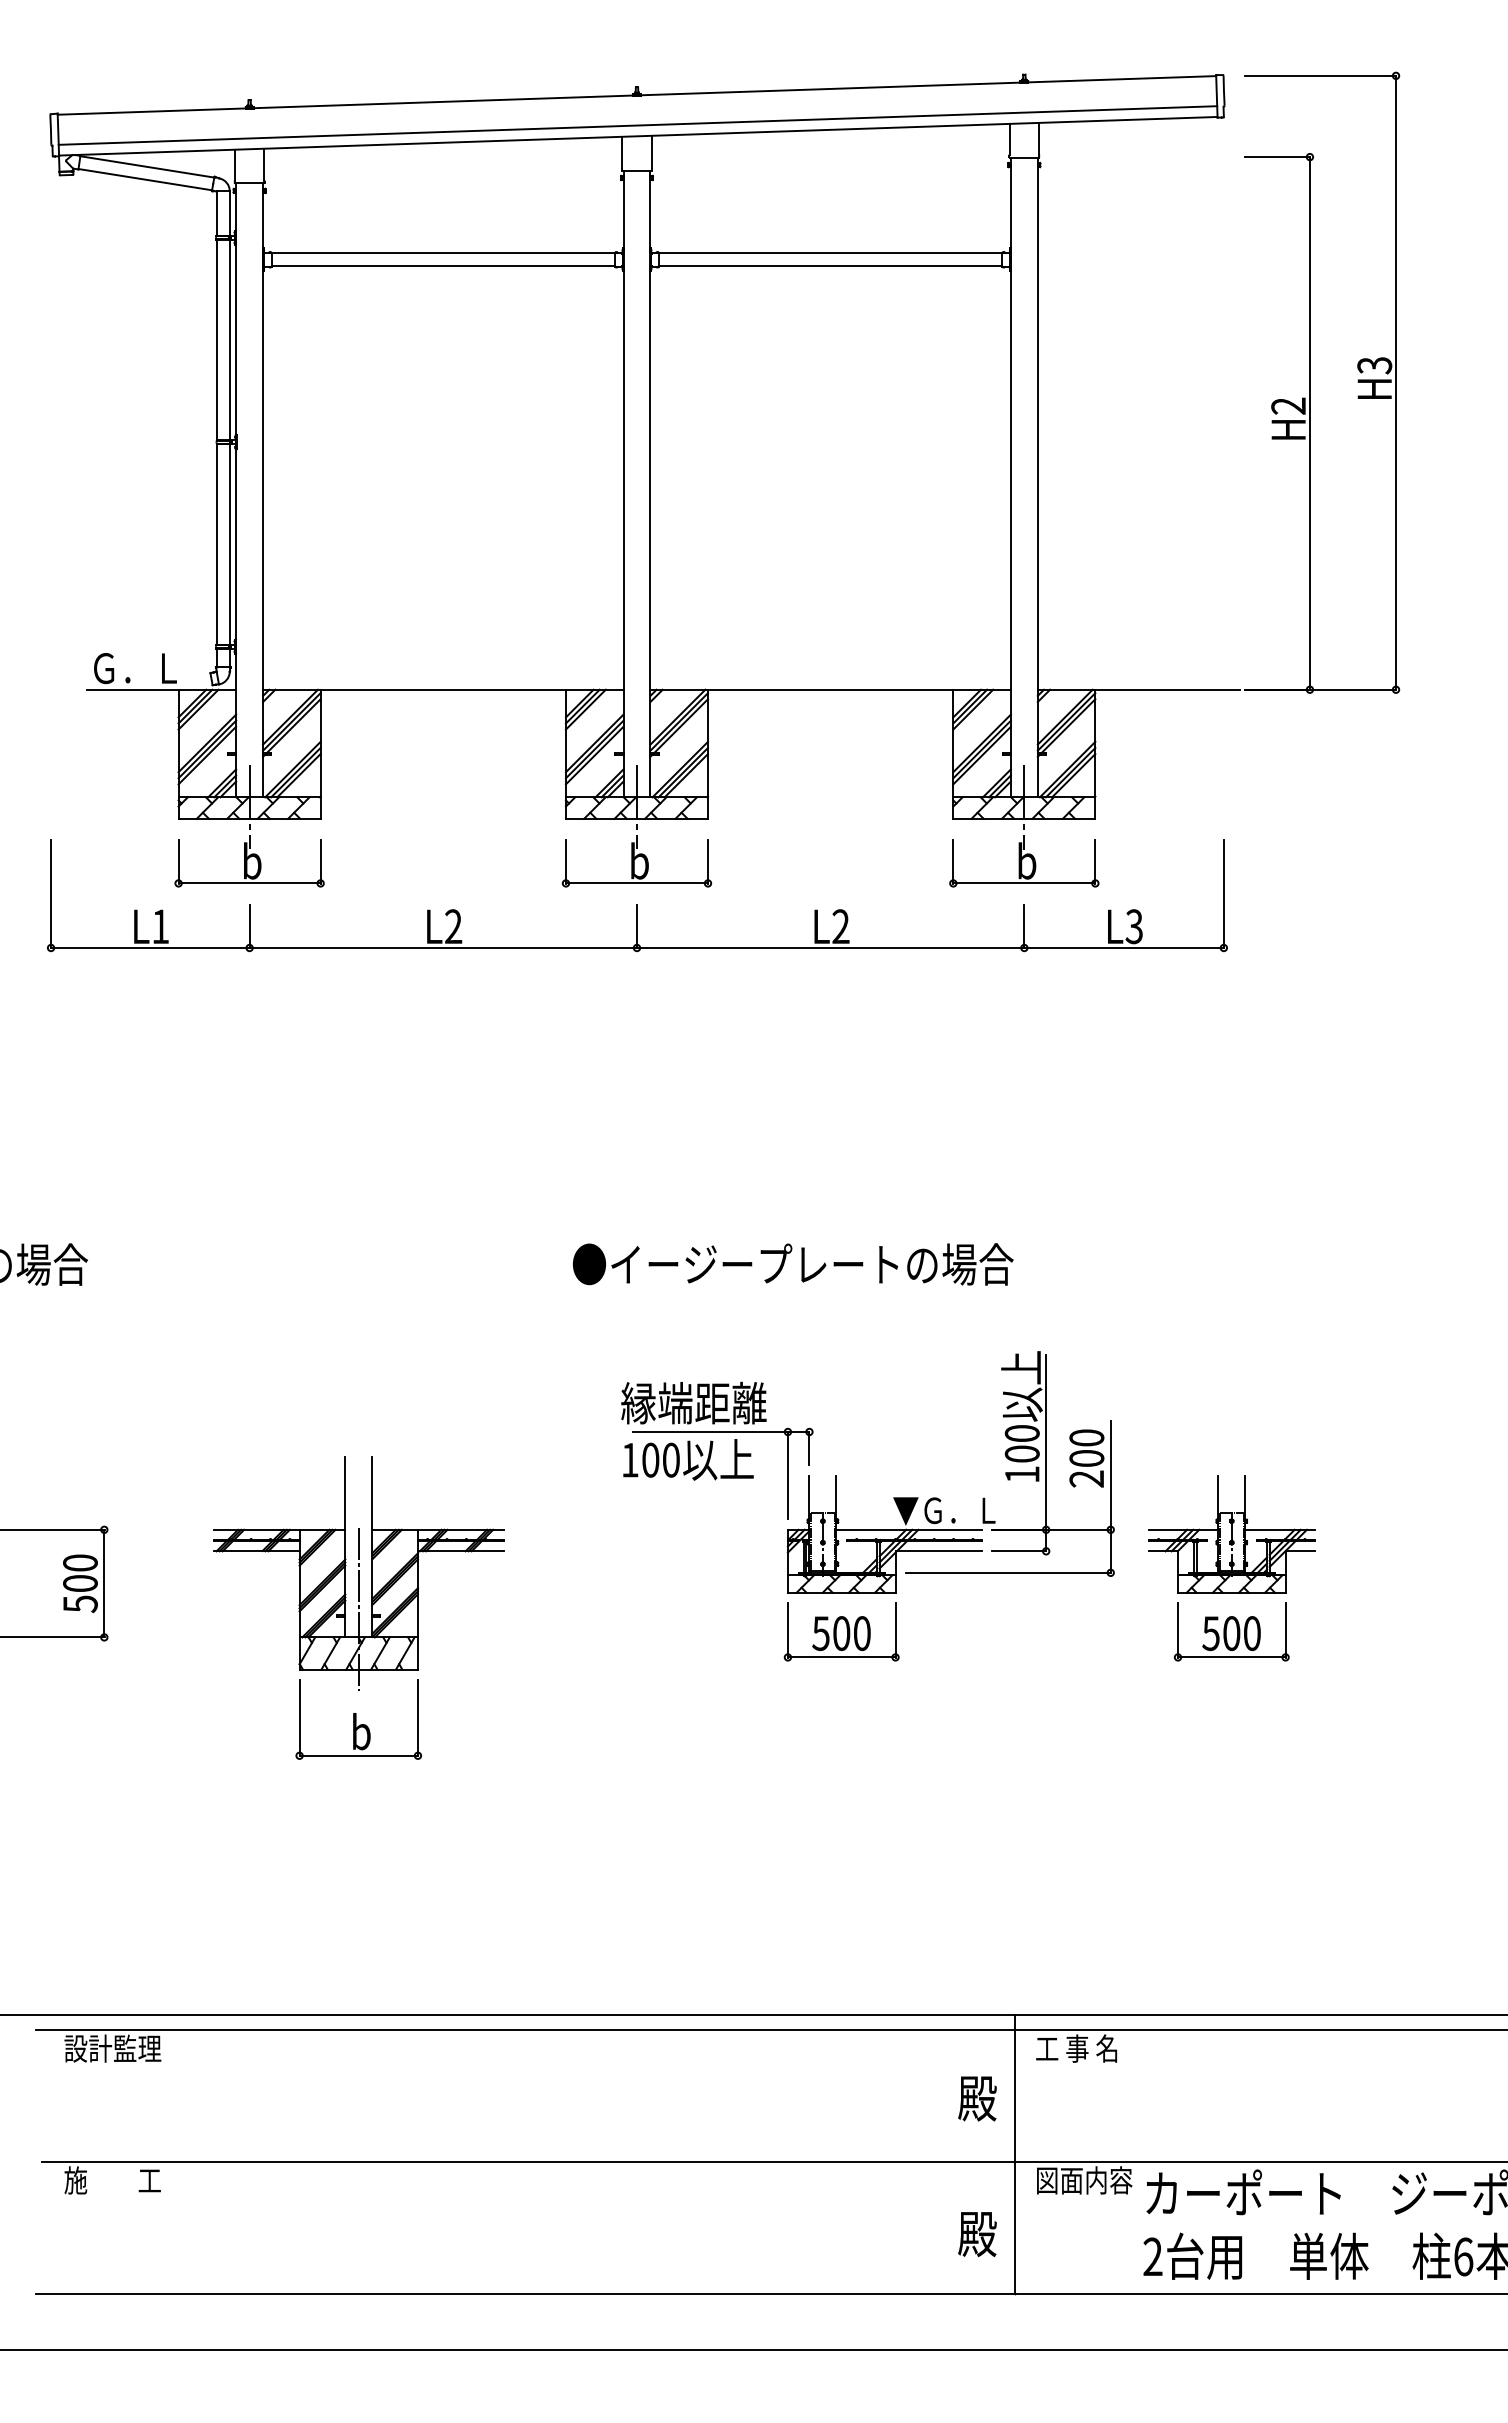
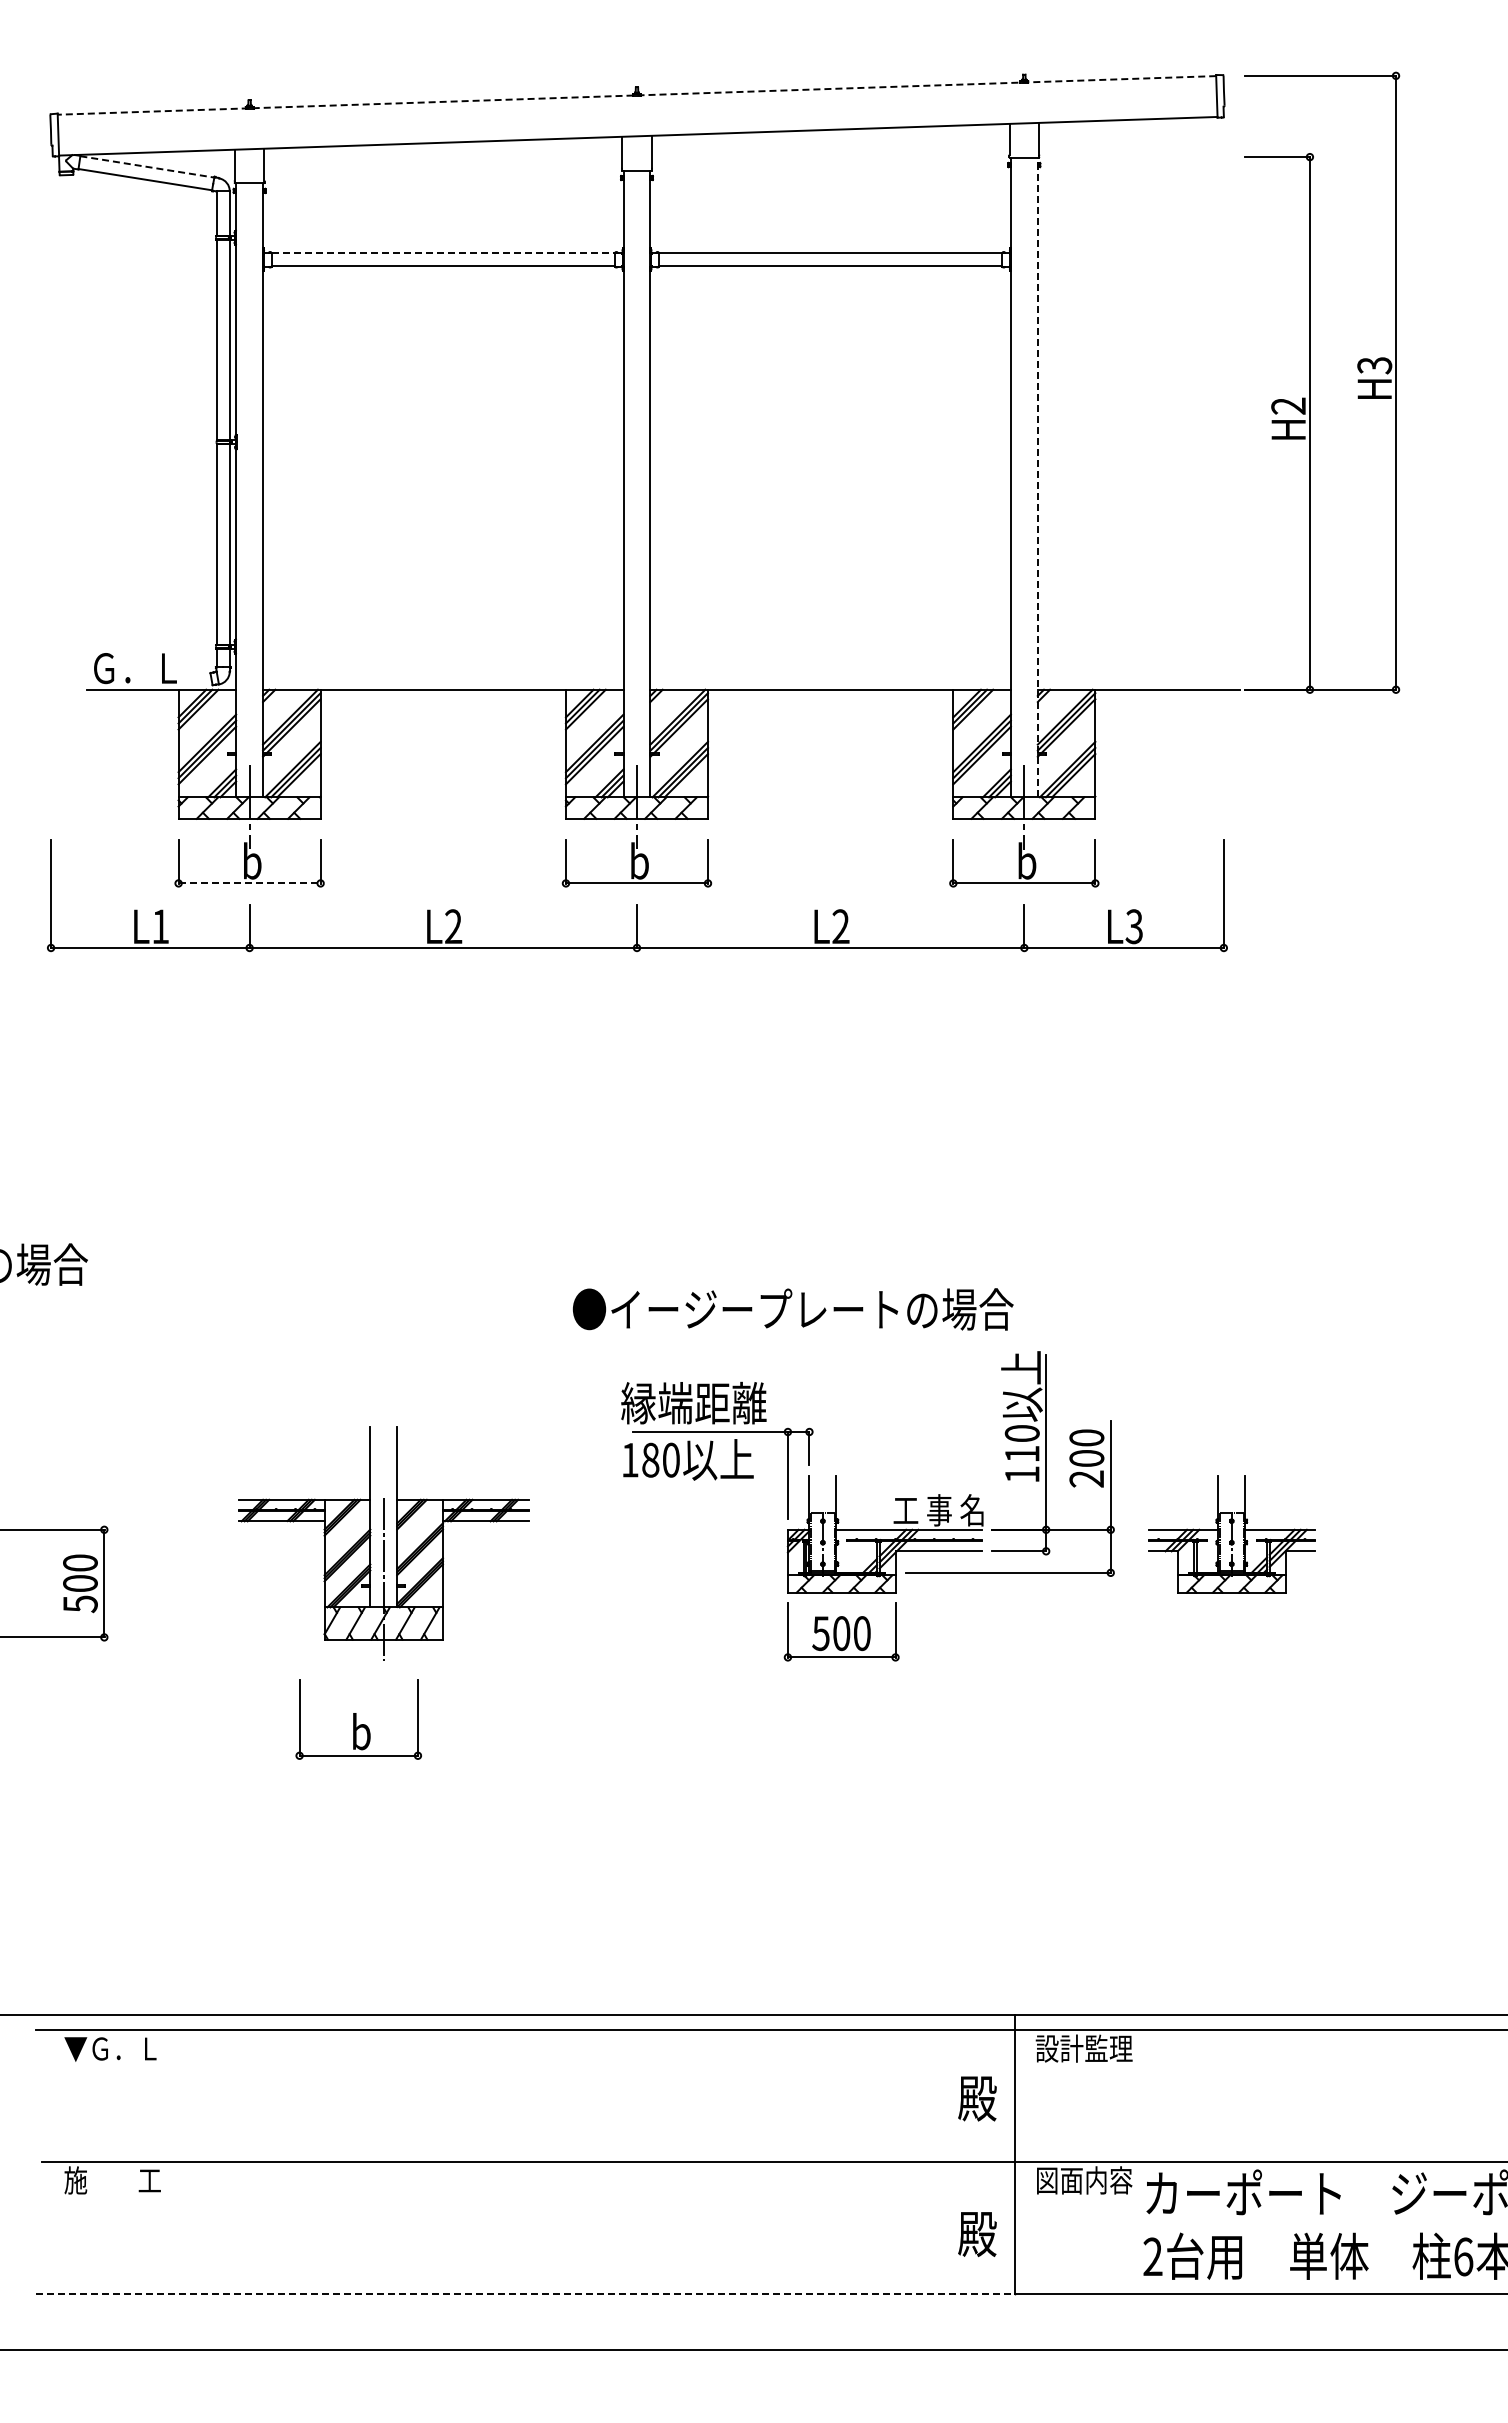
line: solid -> dashed (636, 95)
line: present -> none (637, 125)
line: solid -> dashed (147, 166)
line: solid -> dashed (443, 253)
line: solid -> dashed (1037, 477)
line: solid -> dashed (250, 883)
text position: (792, 1264) -> (792, 1309) (792, 1309)
text: 100 -> 110 (1021, 1453)
text: 100 -> 180 (650, 1459)
text: ▼Ｇ．Ｌ -> 工 事 名 (944, 1510)
part position: (358, 1573) -> (383, 1543) (383, 1543)
part: present -> none (1231, 1631)
text: 設計監理 -> ▼Ｇ．Ｌ (112, 2048)
text: 工 事 名 -> 設計監理 (1083, 2048)
line: solid -> dashed (525, 2293)
